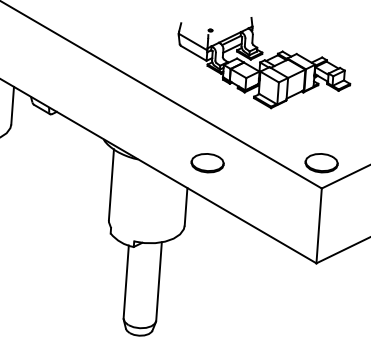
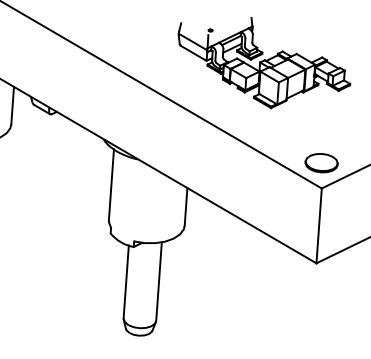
part: present -> none (207, 163)
